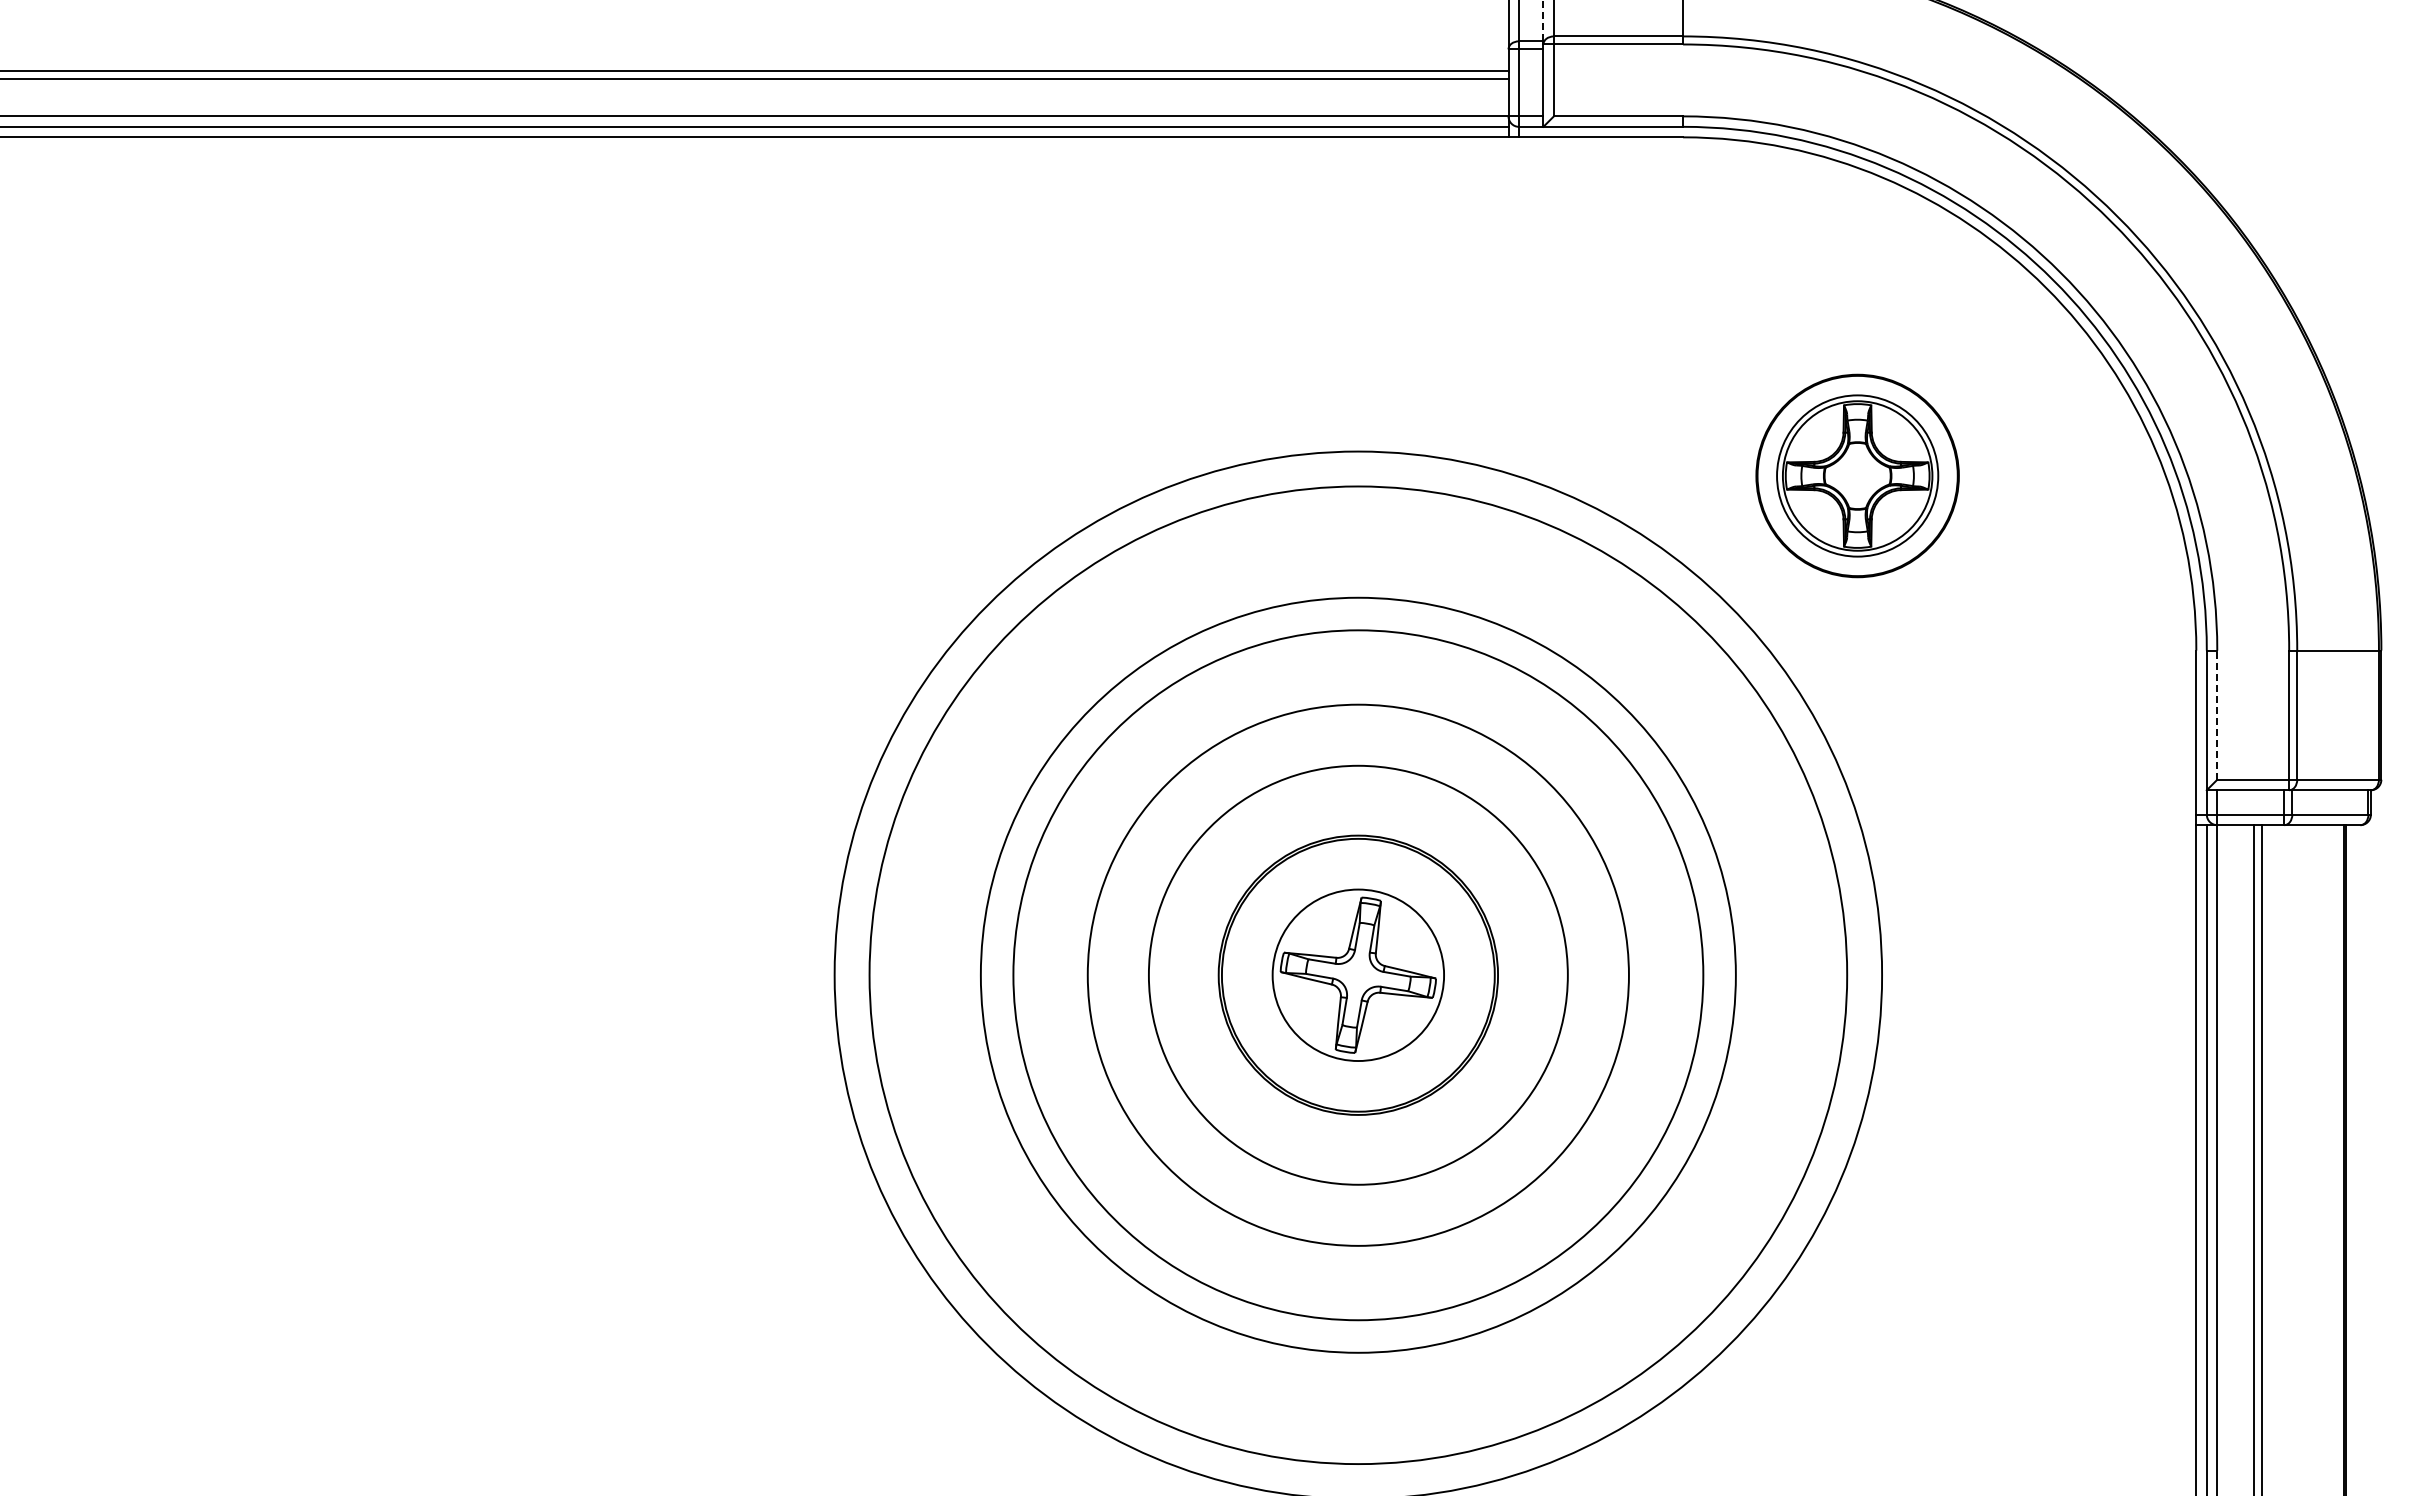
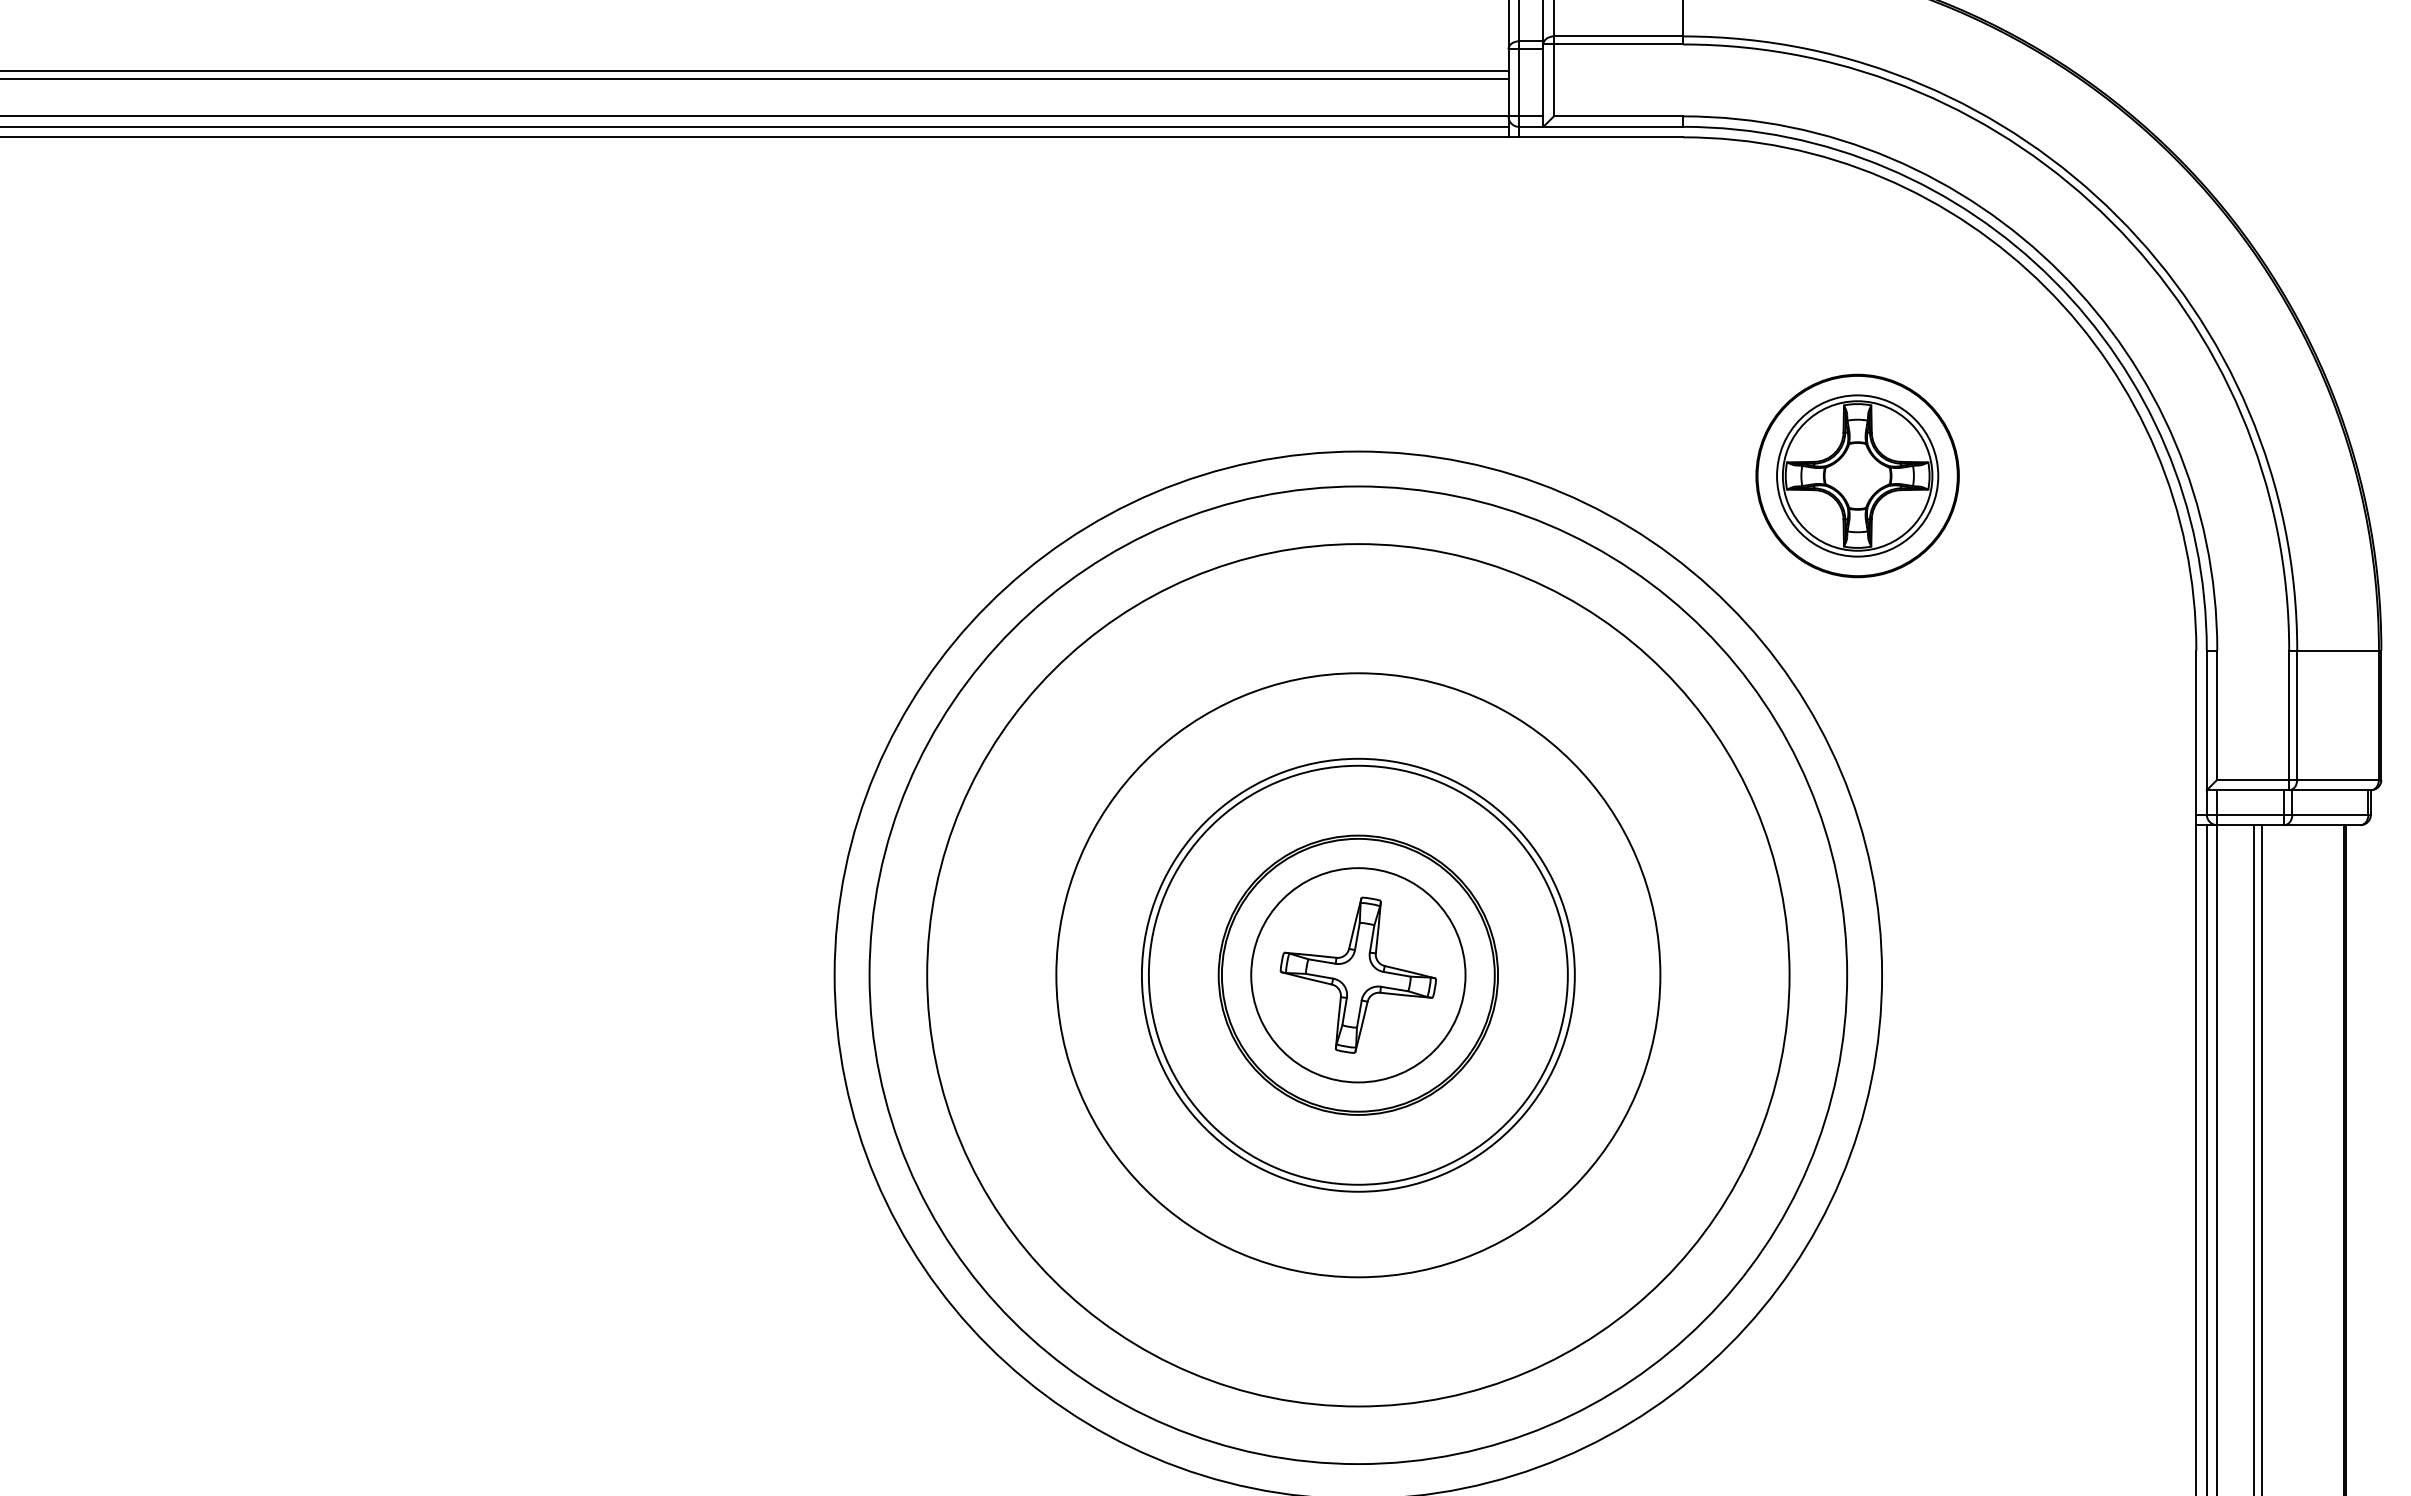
line: dashed -> solid (1543, 20)
line: dashed -> solid (2217, 715)
circle diameter: 541 px -> 433 px (1357, 974)
circle diameter: 755 px -> 604 px (1358, 975)
circle diameter: 171 px -> 214 px (1358, 975)
circle diameter: 690 px -> 862 px (1358, 975)
